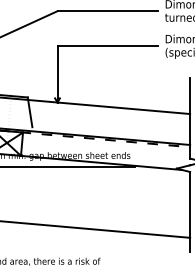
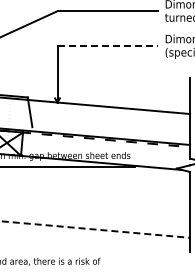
line: solid -> dashed (108, 45)
line: solid -> dashed (95, 229)
